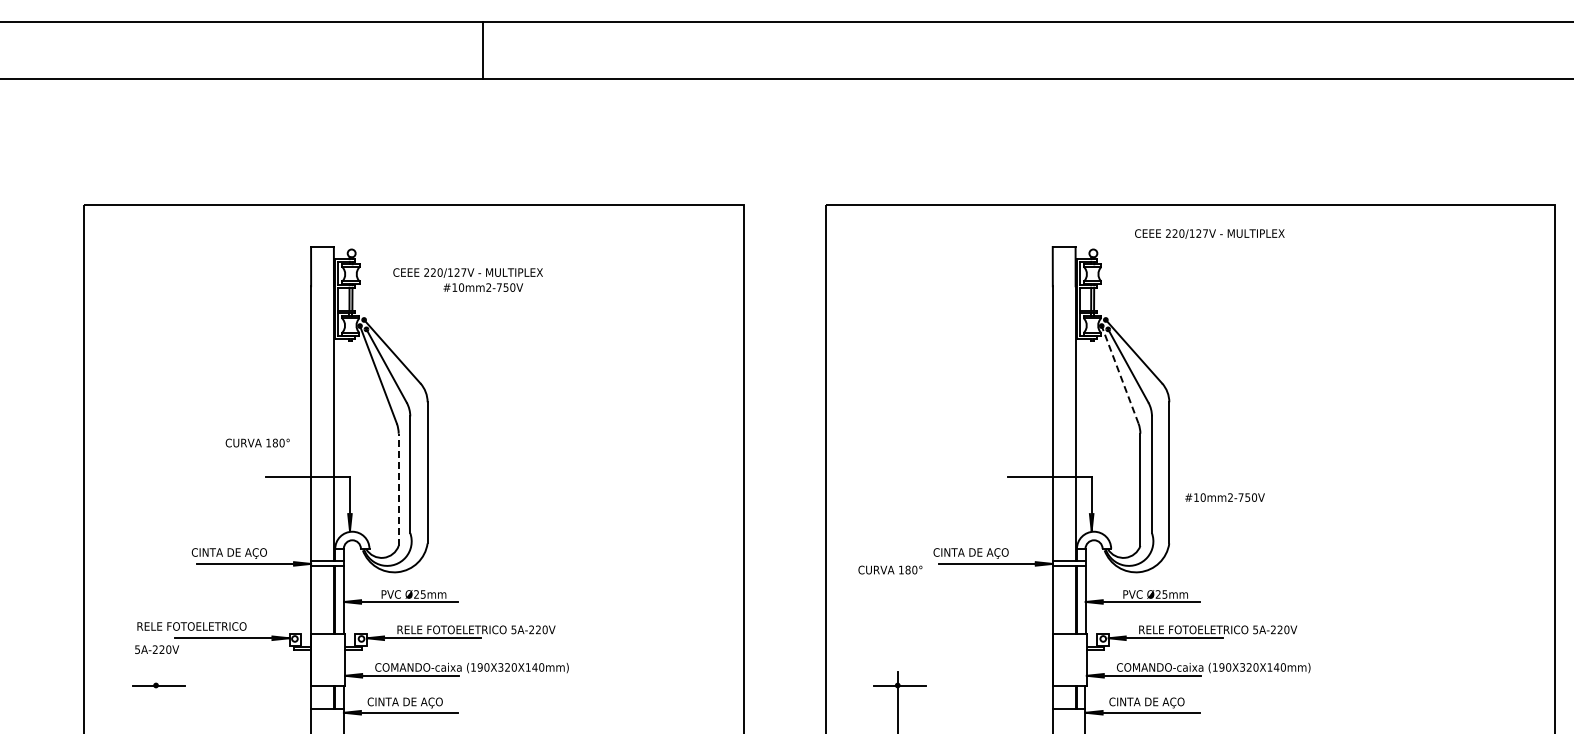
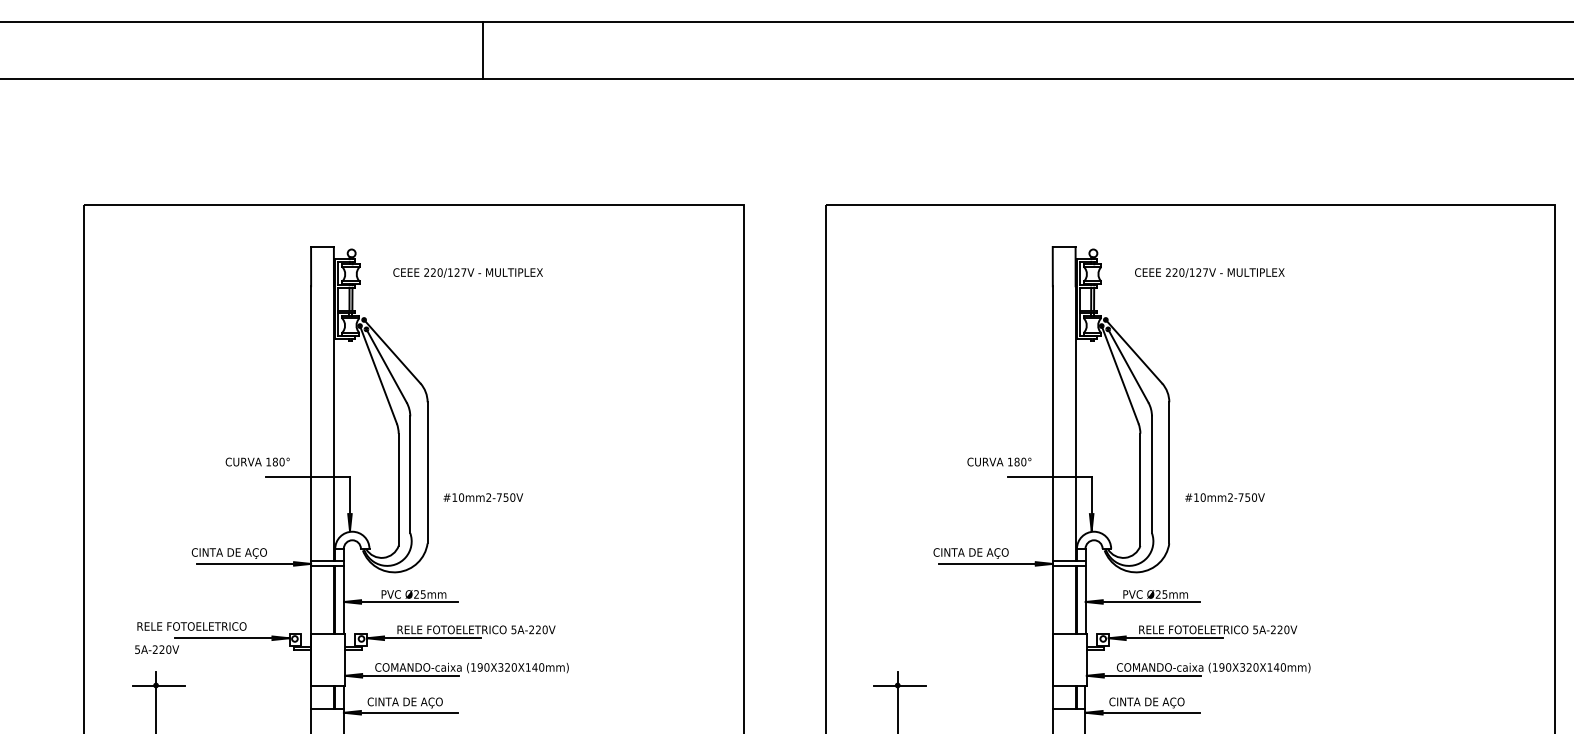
text position: (1209, 233) -> (1209, 272) (1209, 272)
text position: (483, 287) -> (483, 497) (483, 497)
line: dashed -> solid (1119, 374)
text position: (257, 442) -> (257, 461) (257, 461)
line: dashed -> solid (398, 489)
text position: (890, 569) -> (999, 461) (999, 461)
line: none -> present (156, 701)
